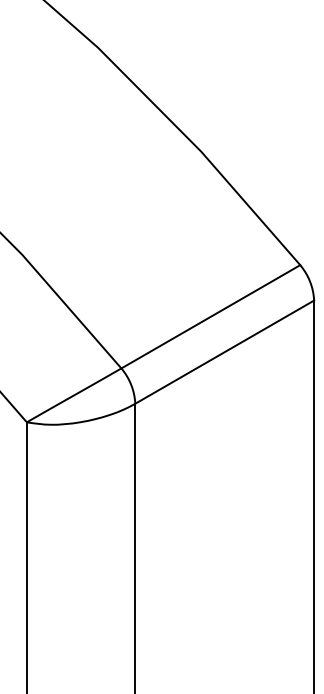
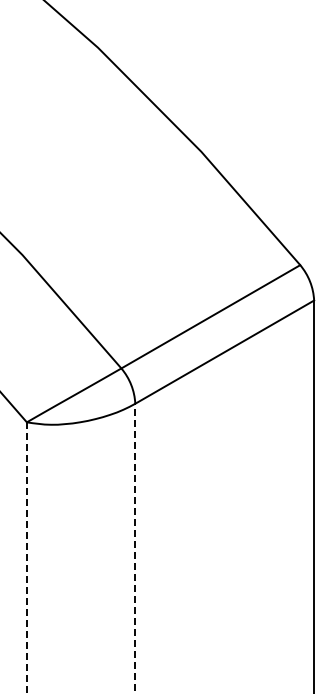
line: solid -> dashed (135, 548)
line: solid -> dashed (26, 558)
